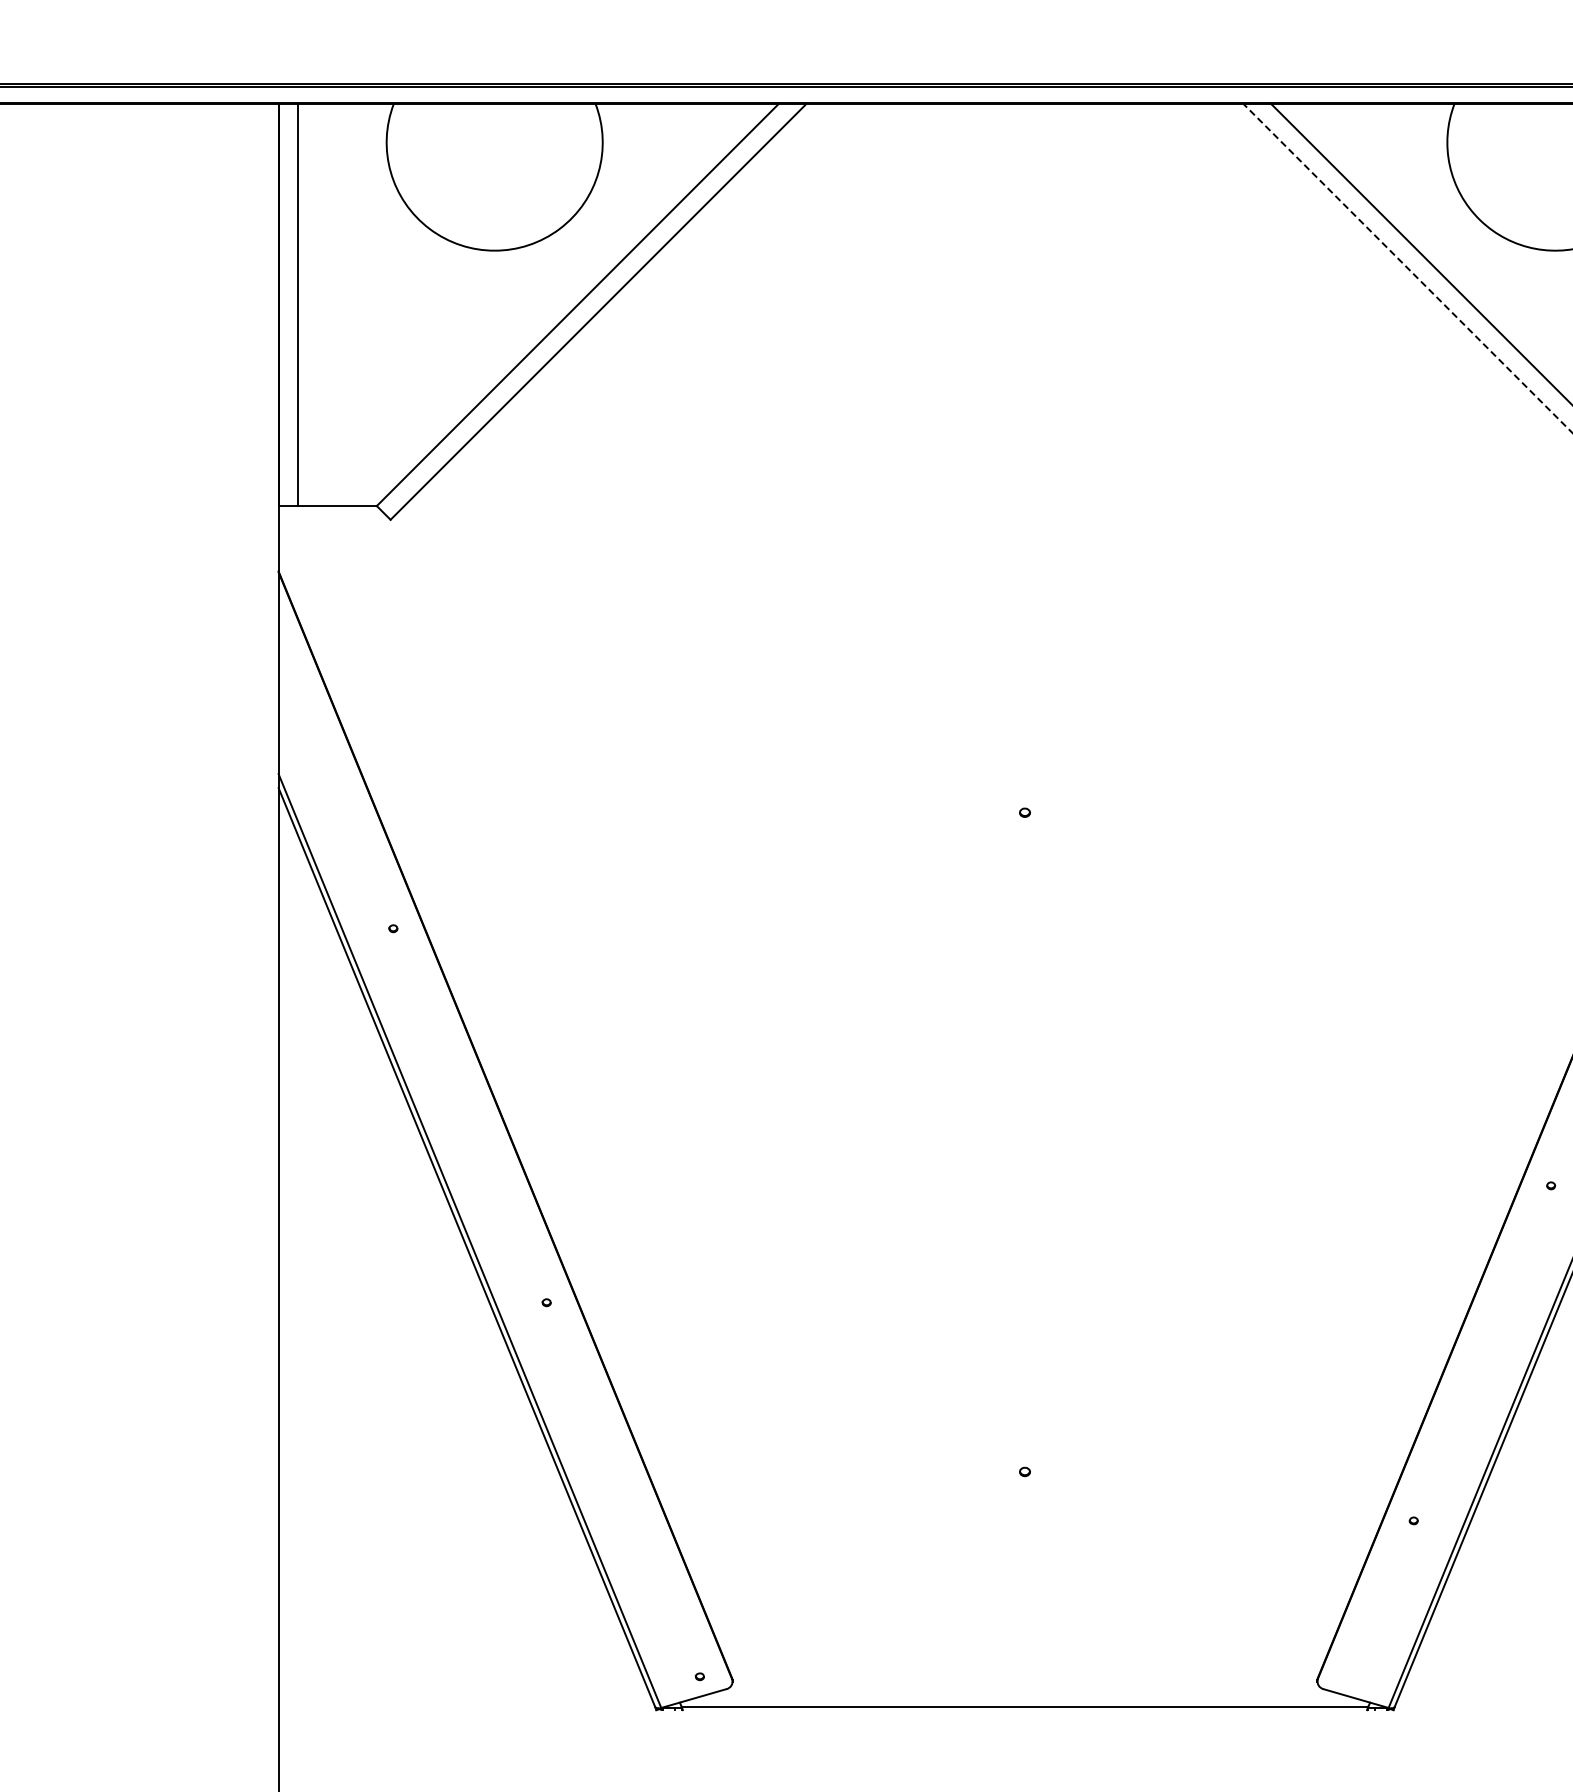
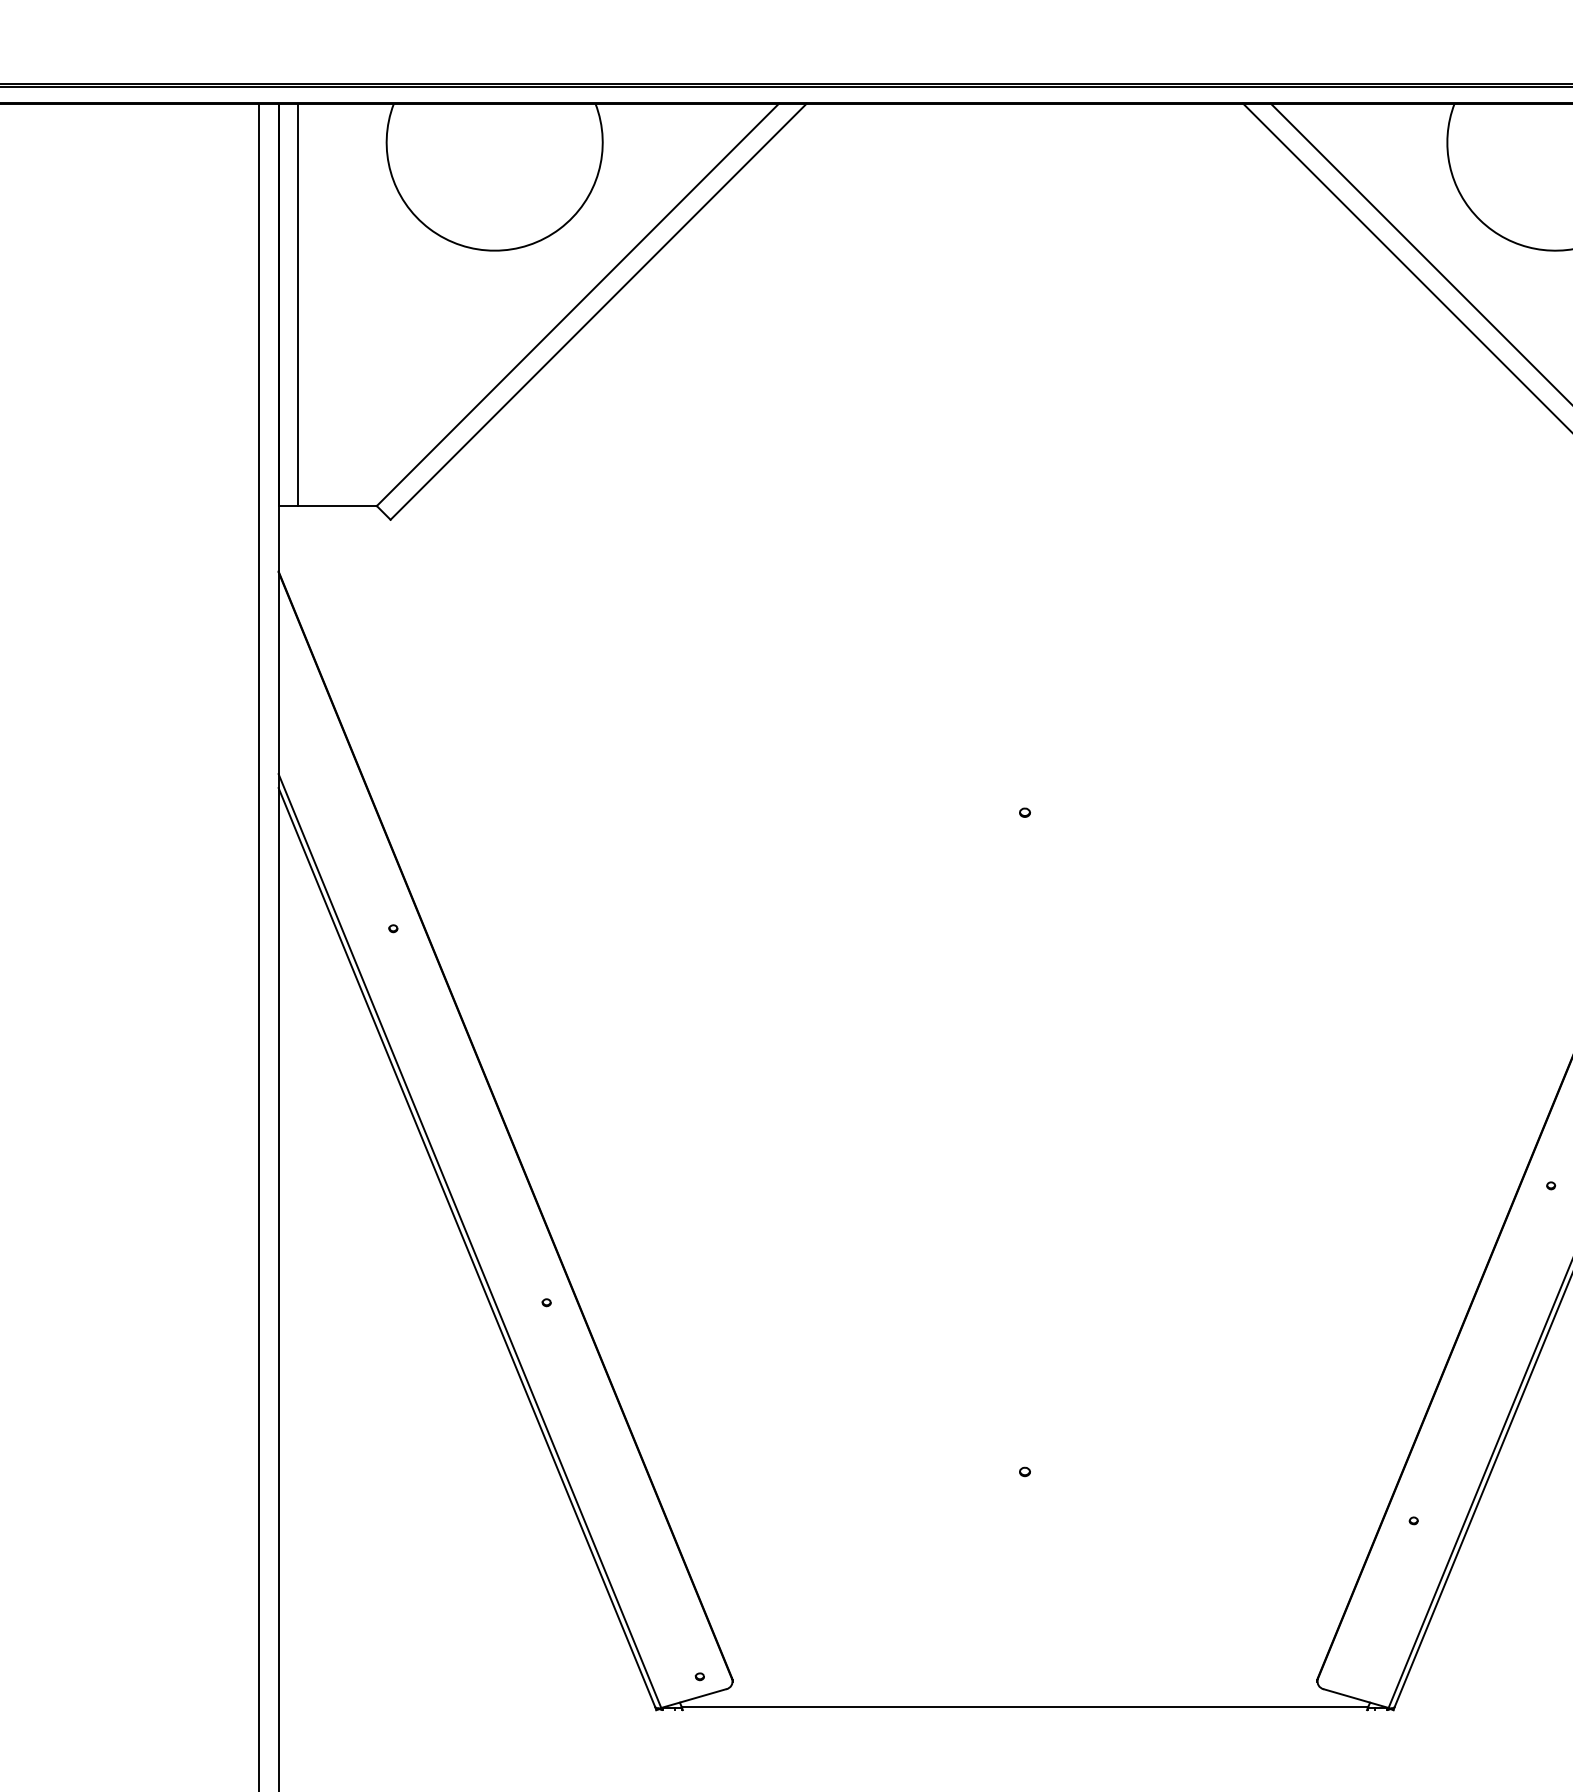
line: dashed -> solid (1407, 268)
line: none -> present (259, 945)
